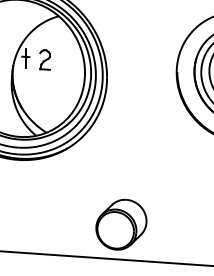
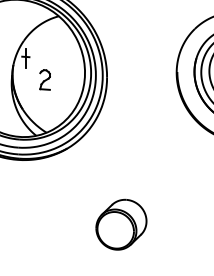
part position: (44, 59) -> (44, 79) (44, 79)
line: present -> none (106, 258)
